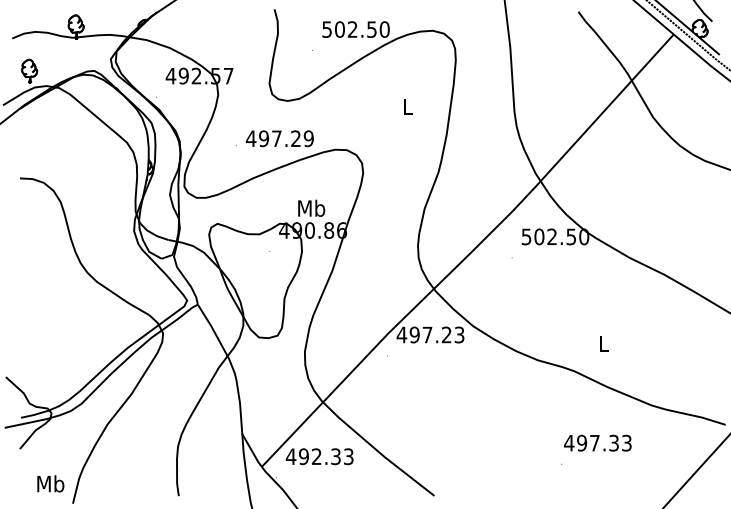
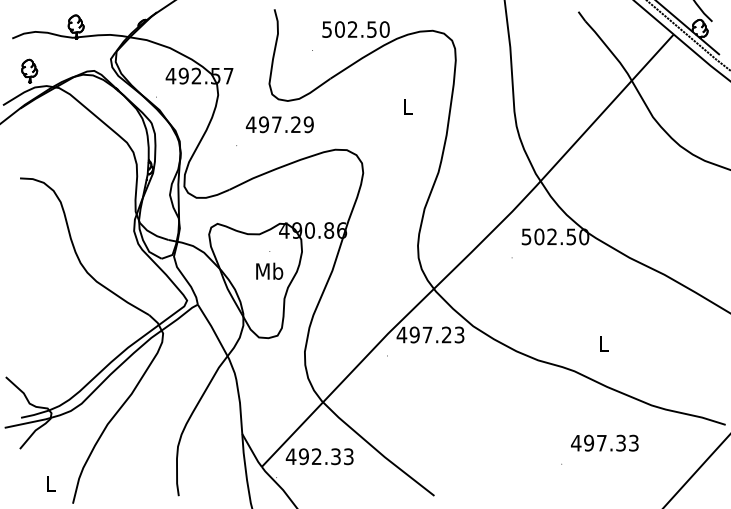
text position: (279, 138) -> (279, 124) (279, 124)
text position: (311, 207) -> (269, 270) (269, 270)
text position: (597, 442) -> (604, 442) (604, 442)
text: Mb -> L (50, 483)
